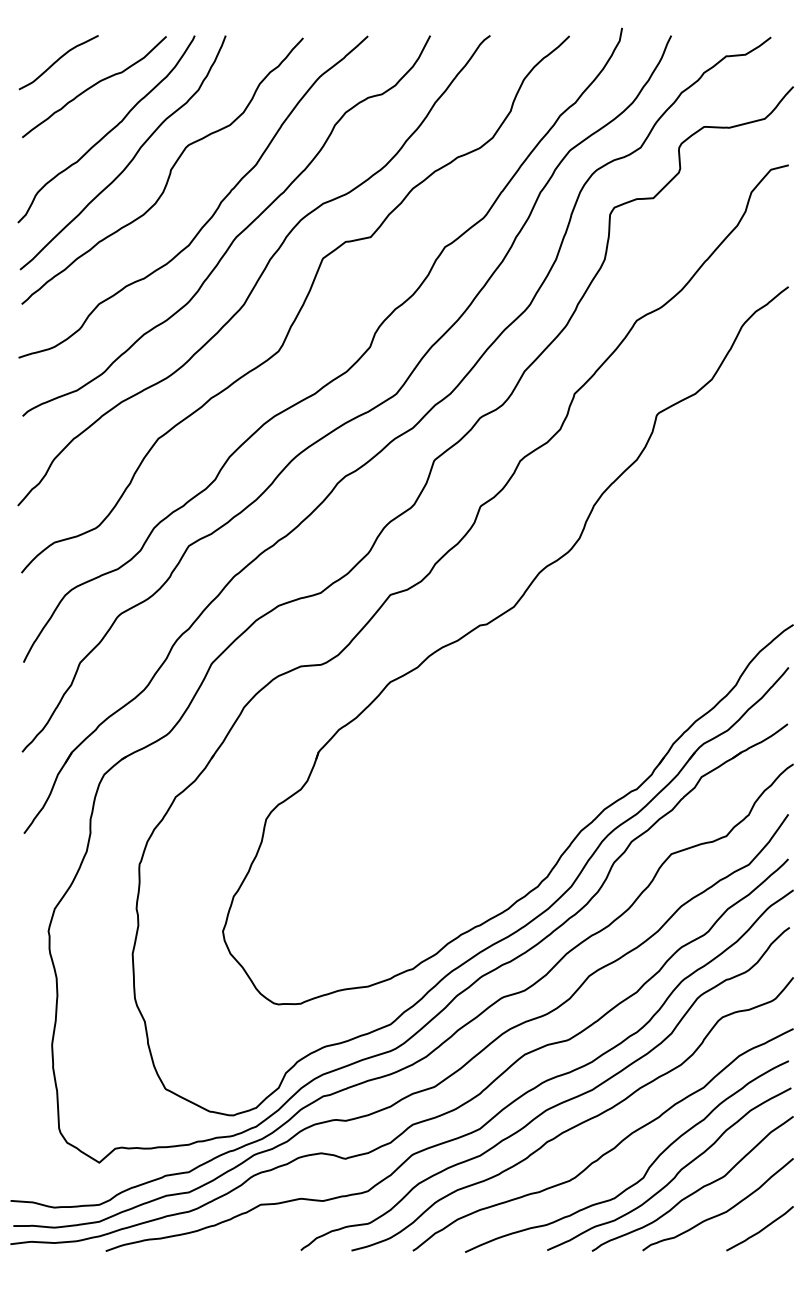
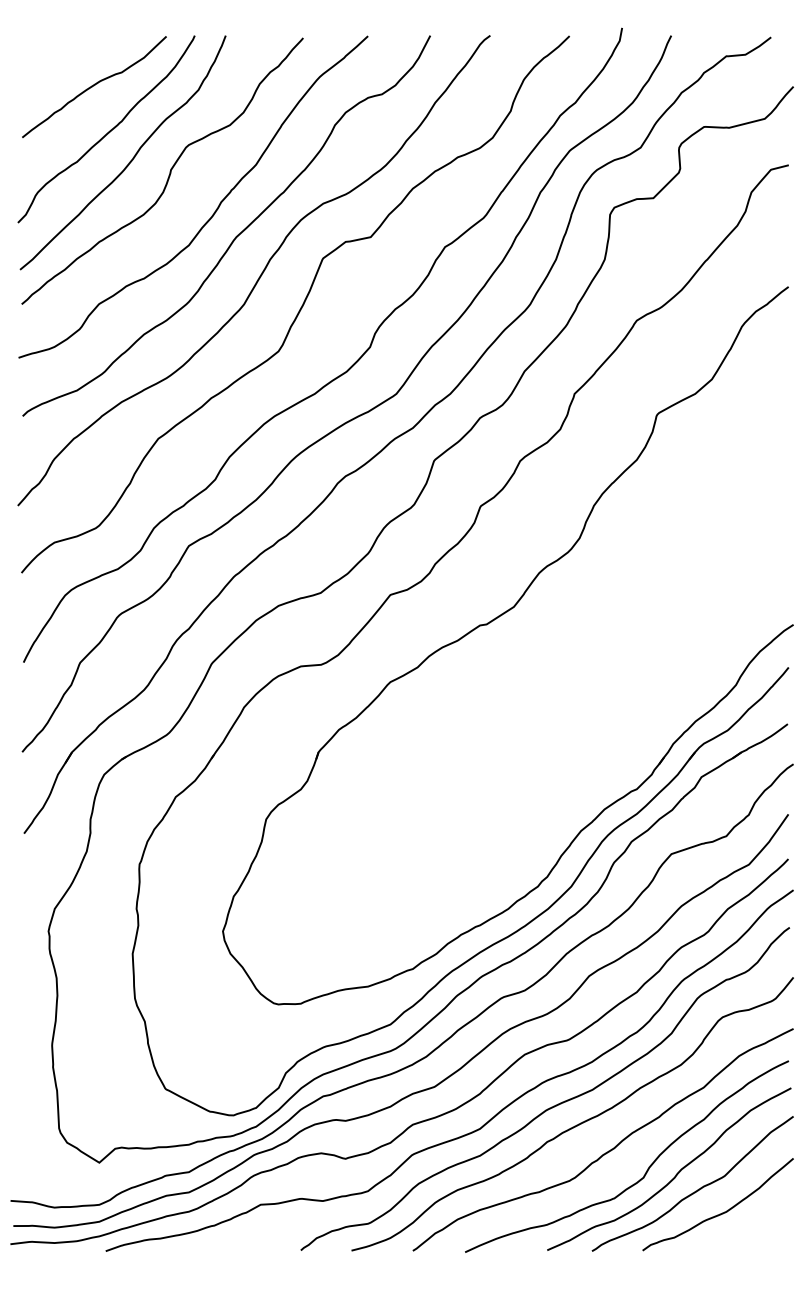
curve: present -> none (57, 61)
curve: present -> none (759, 1230)
